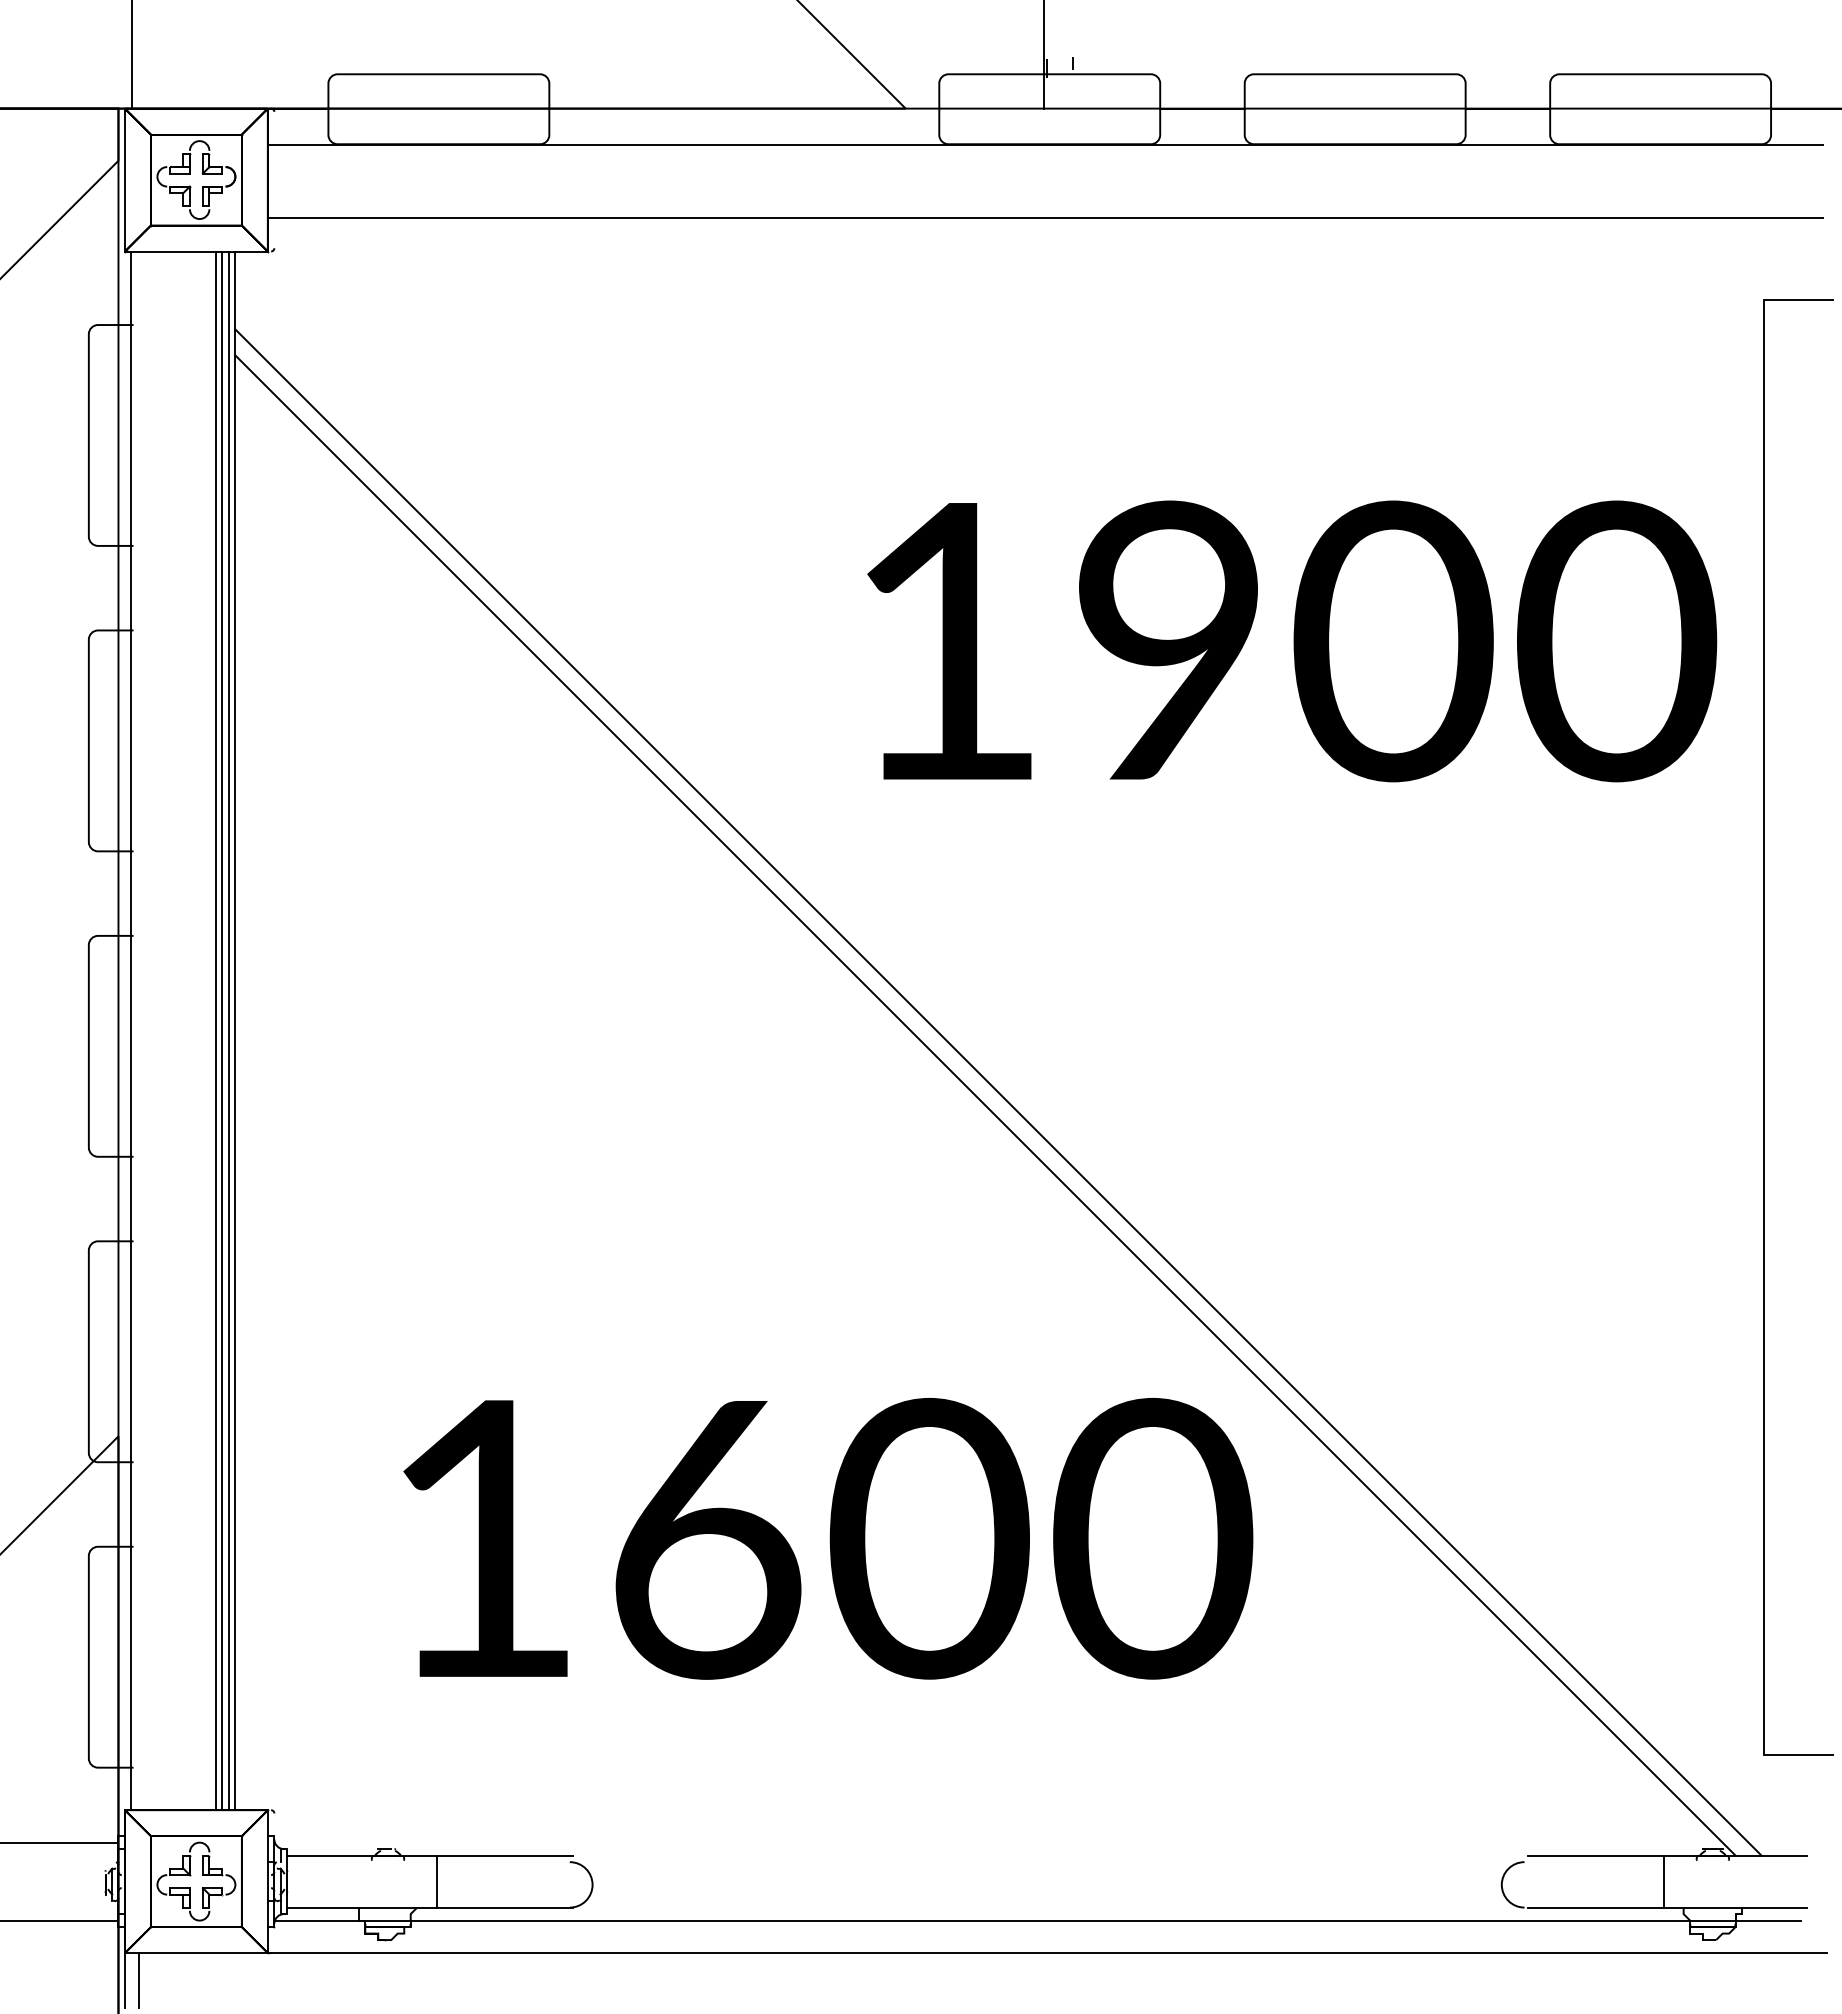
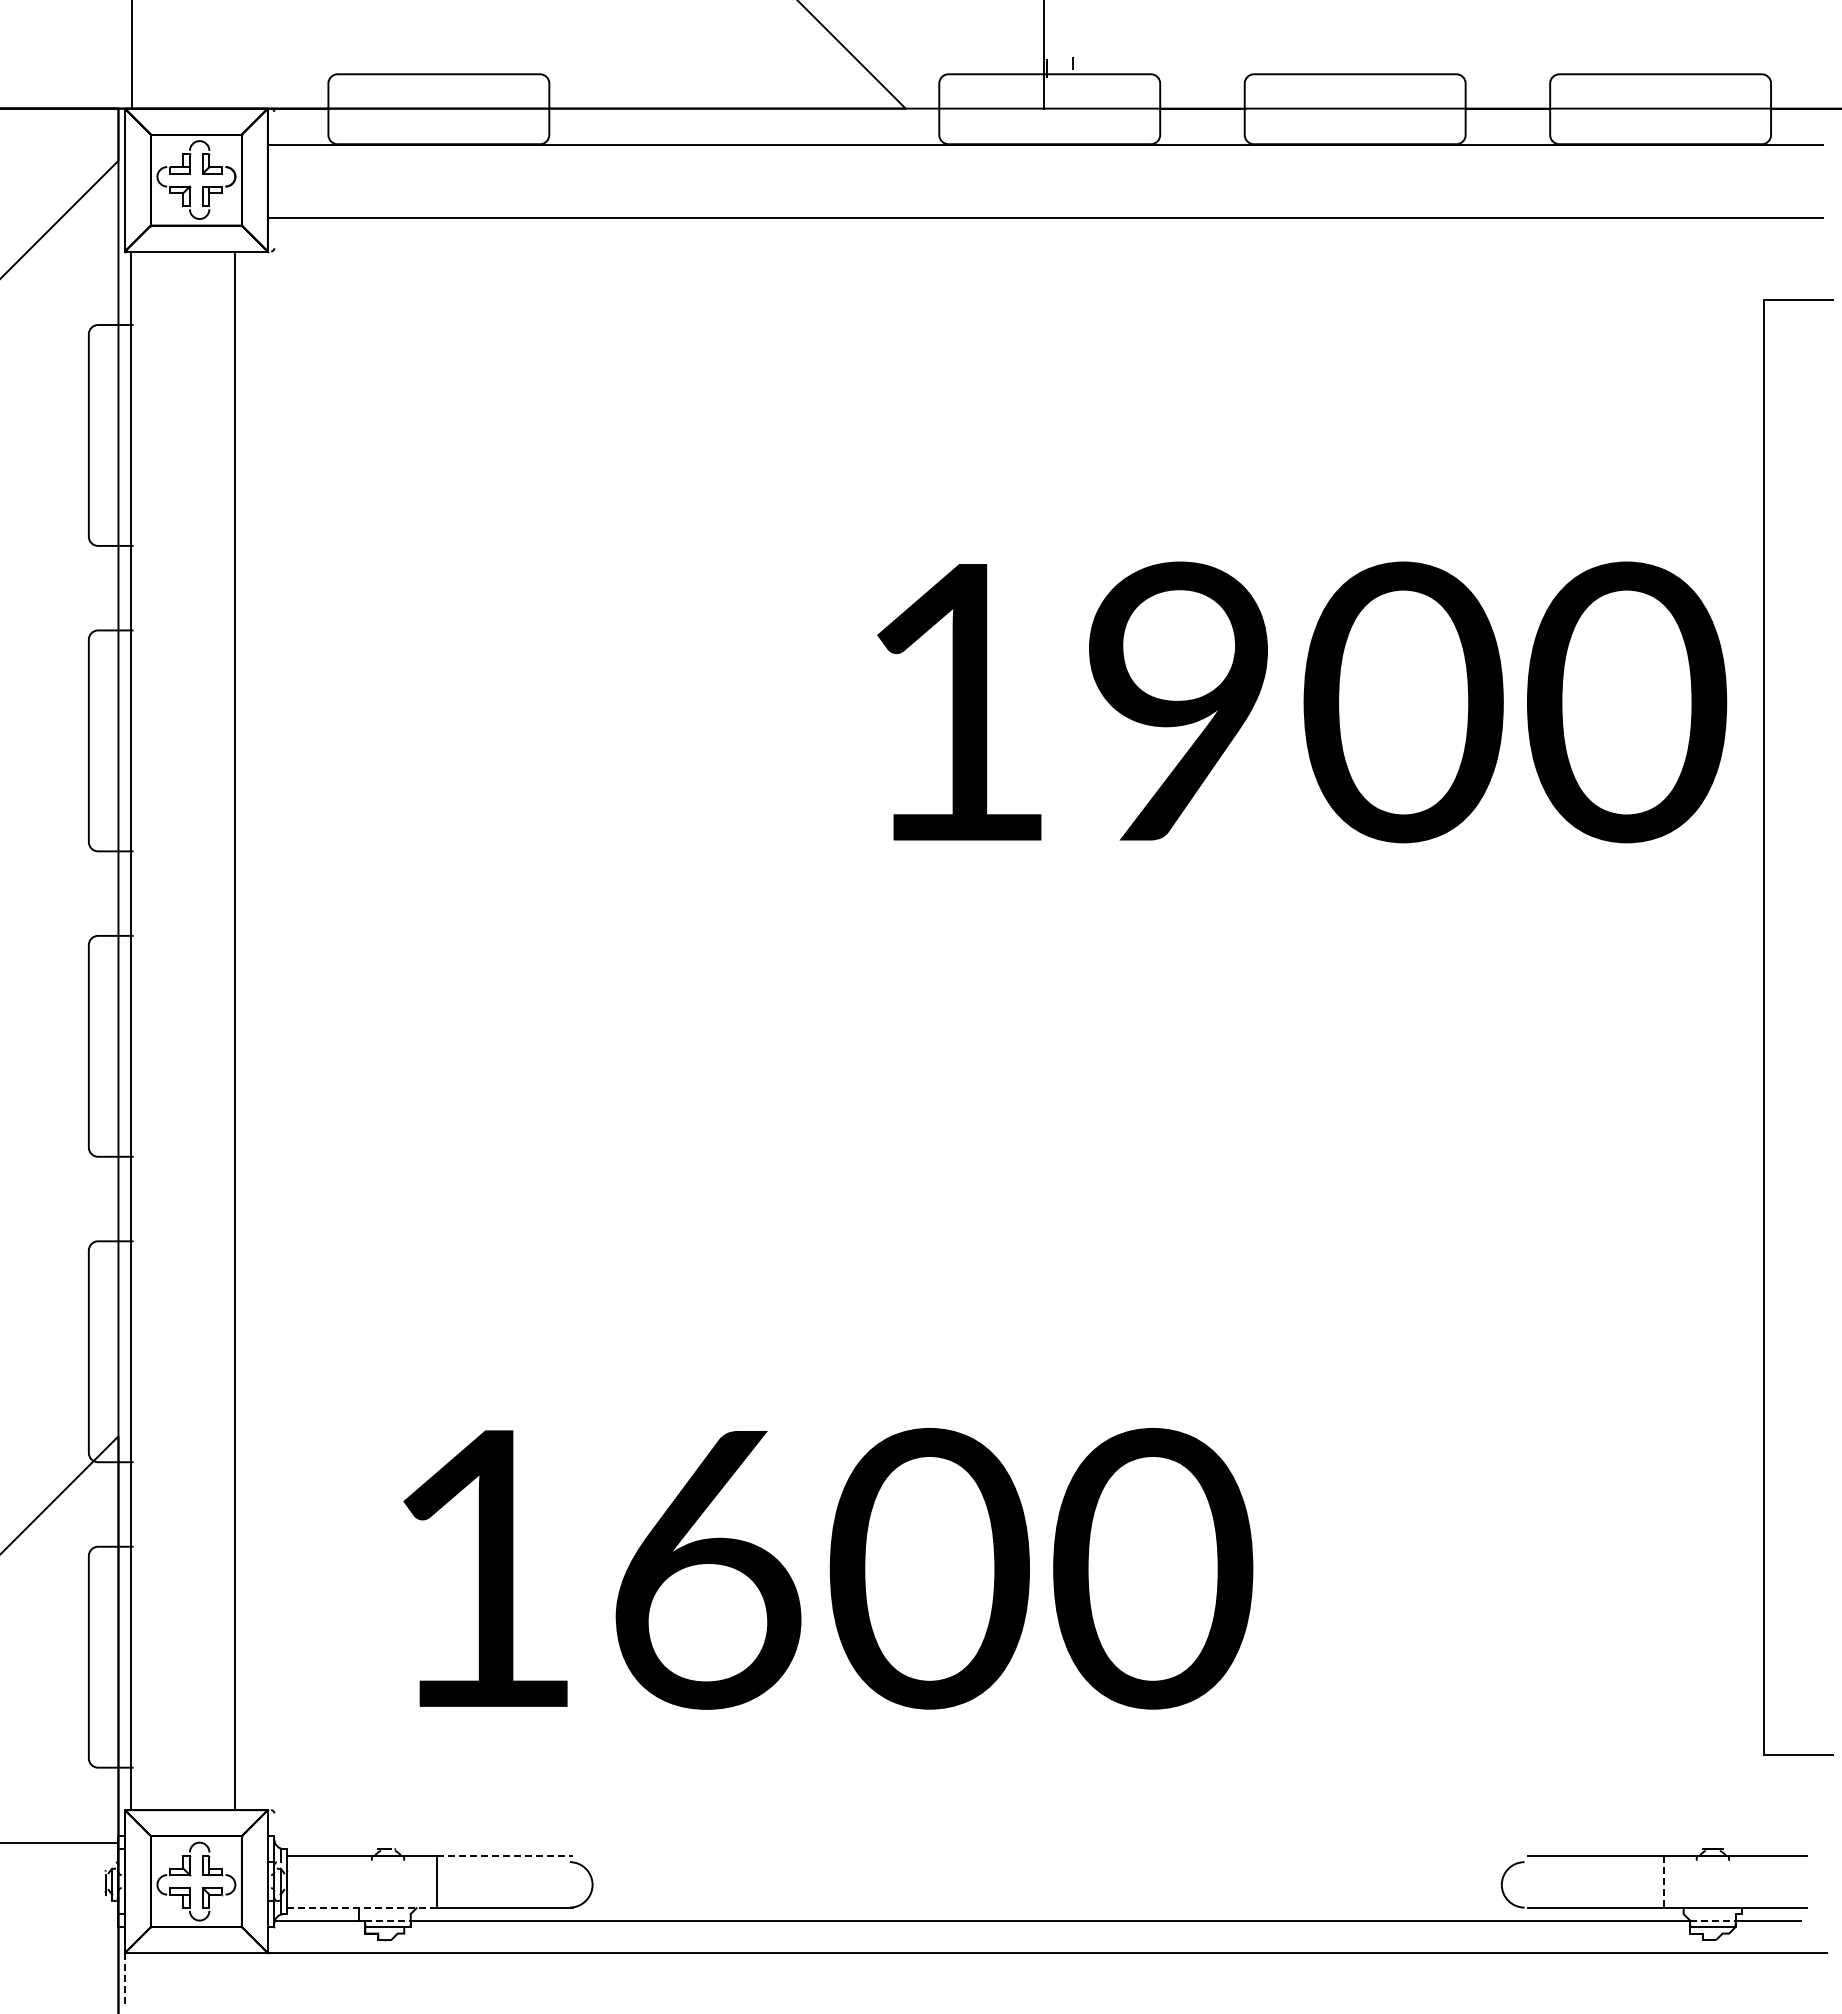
text position: (1292, 641) -> (1302, 702) (1302, 702)
line: present -> none (215, 1030)
line: present -> none (222, 1030)
line: present -> none (228, 1030)
line: present -> none (998, 1092)
line: present -> none (985, 1105)
text position: (828, 1538) -> (828, 1568) (828, 1568)
line: solid -> dashed (505, 1855)
line: solid -> dashed (1664, 1881)
line: solid -> dashed (362, 1907)
line: present -> none (60, 1920)
line: solid -> dashed (388, 1920)
line: solid -> dashed (1712, 1920)
line: solid -> dashed (124, 1980)
line: present -> none (138, 1980)
